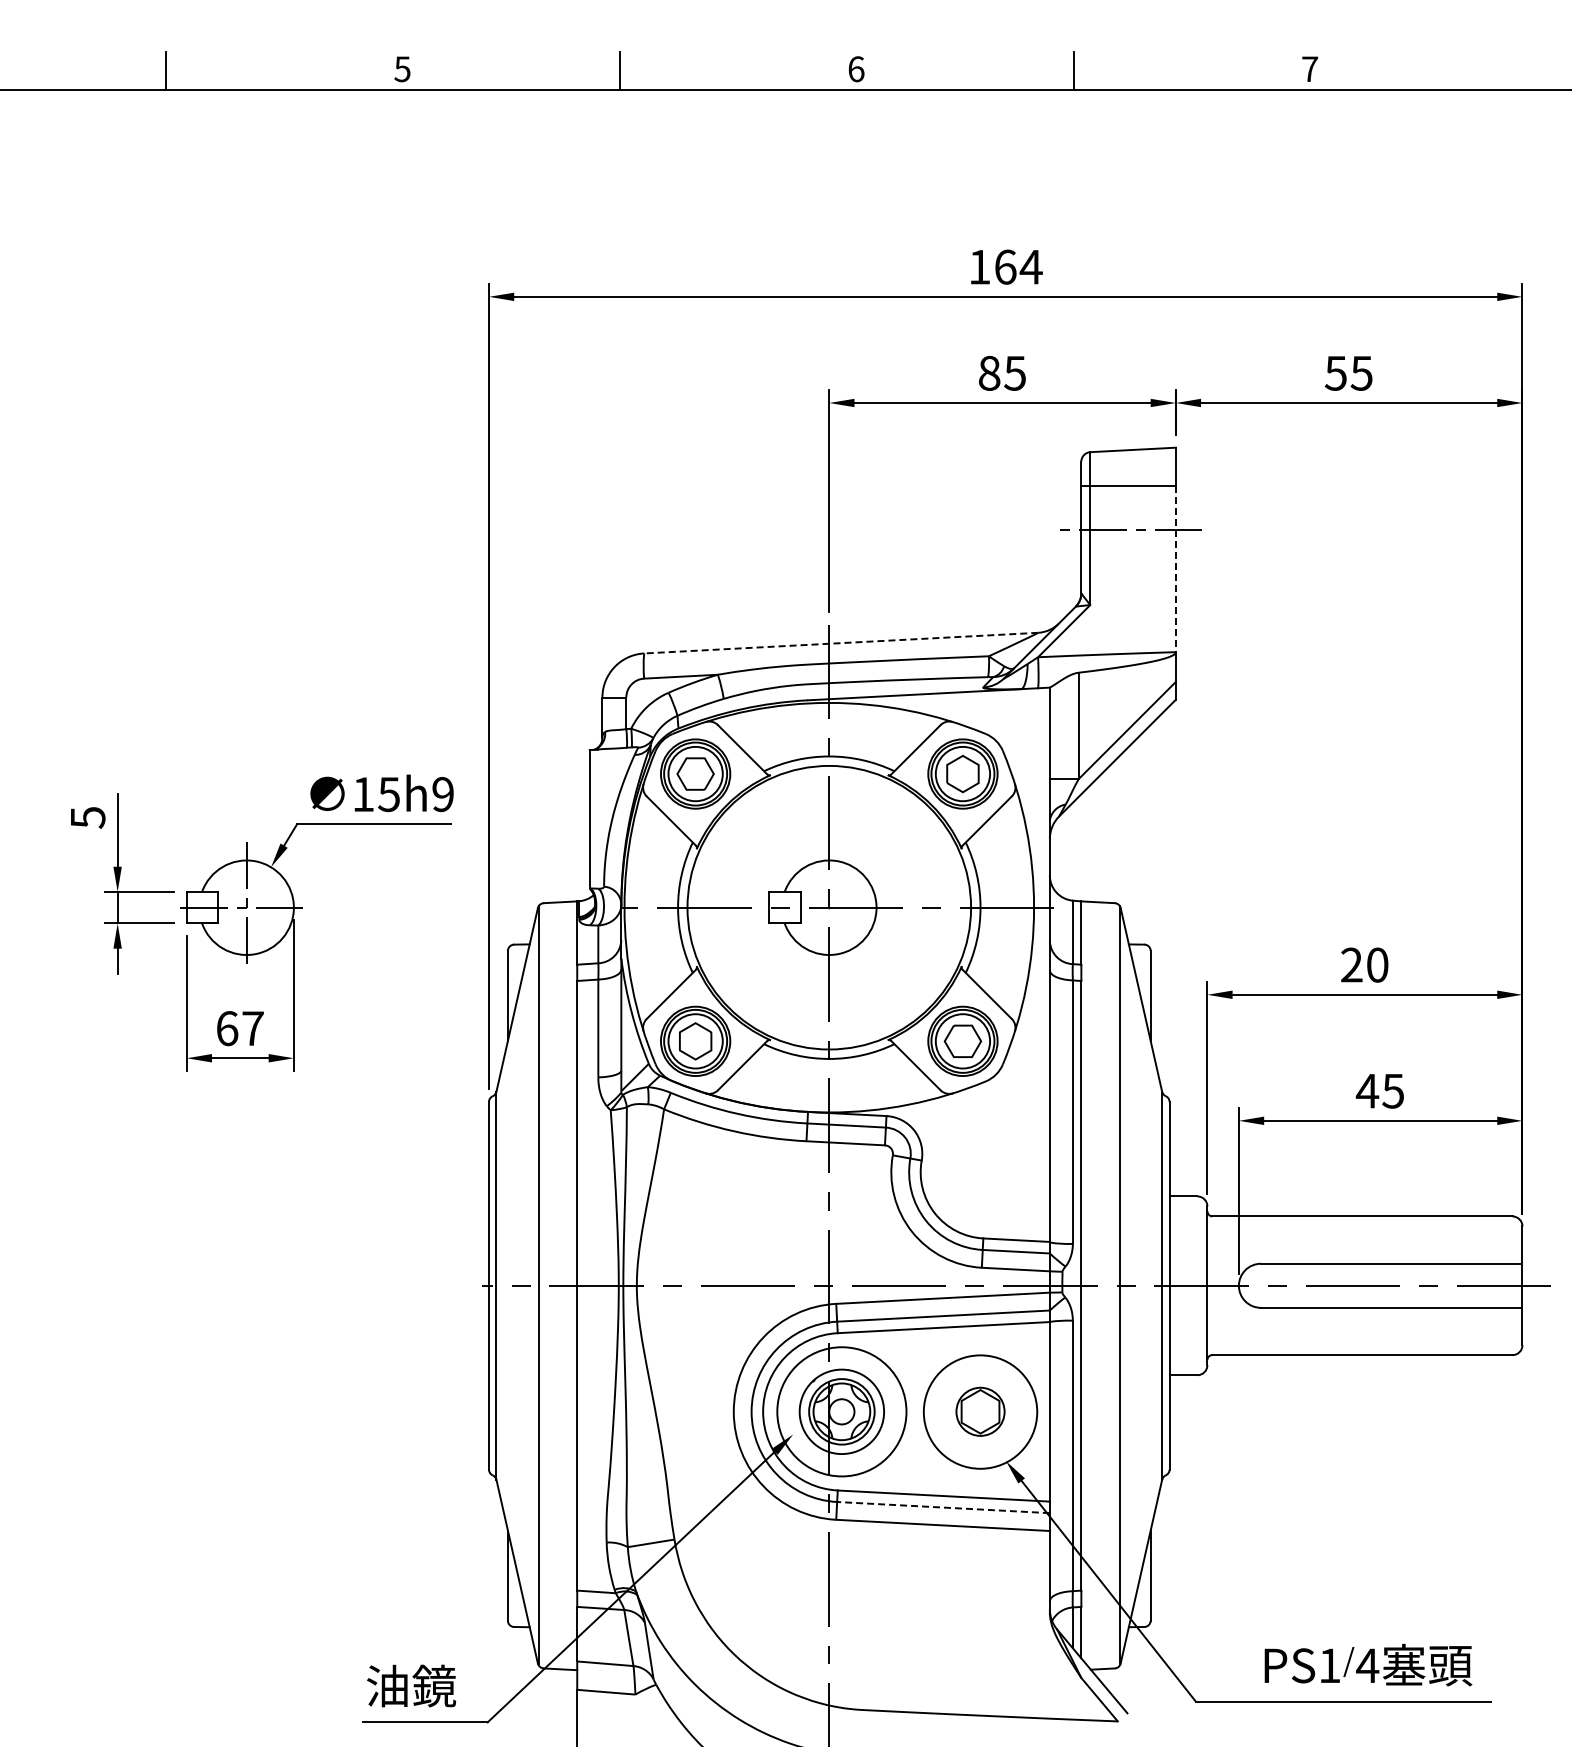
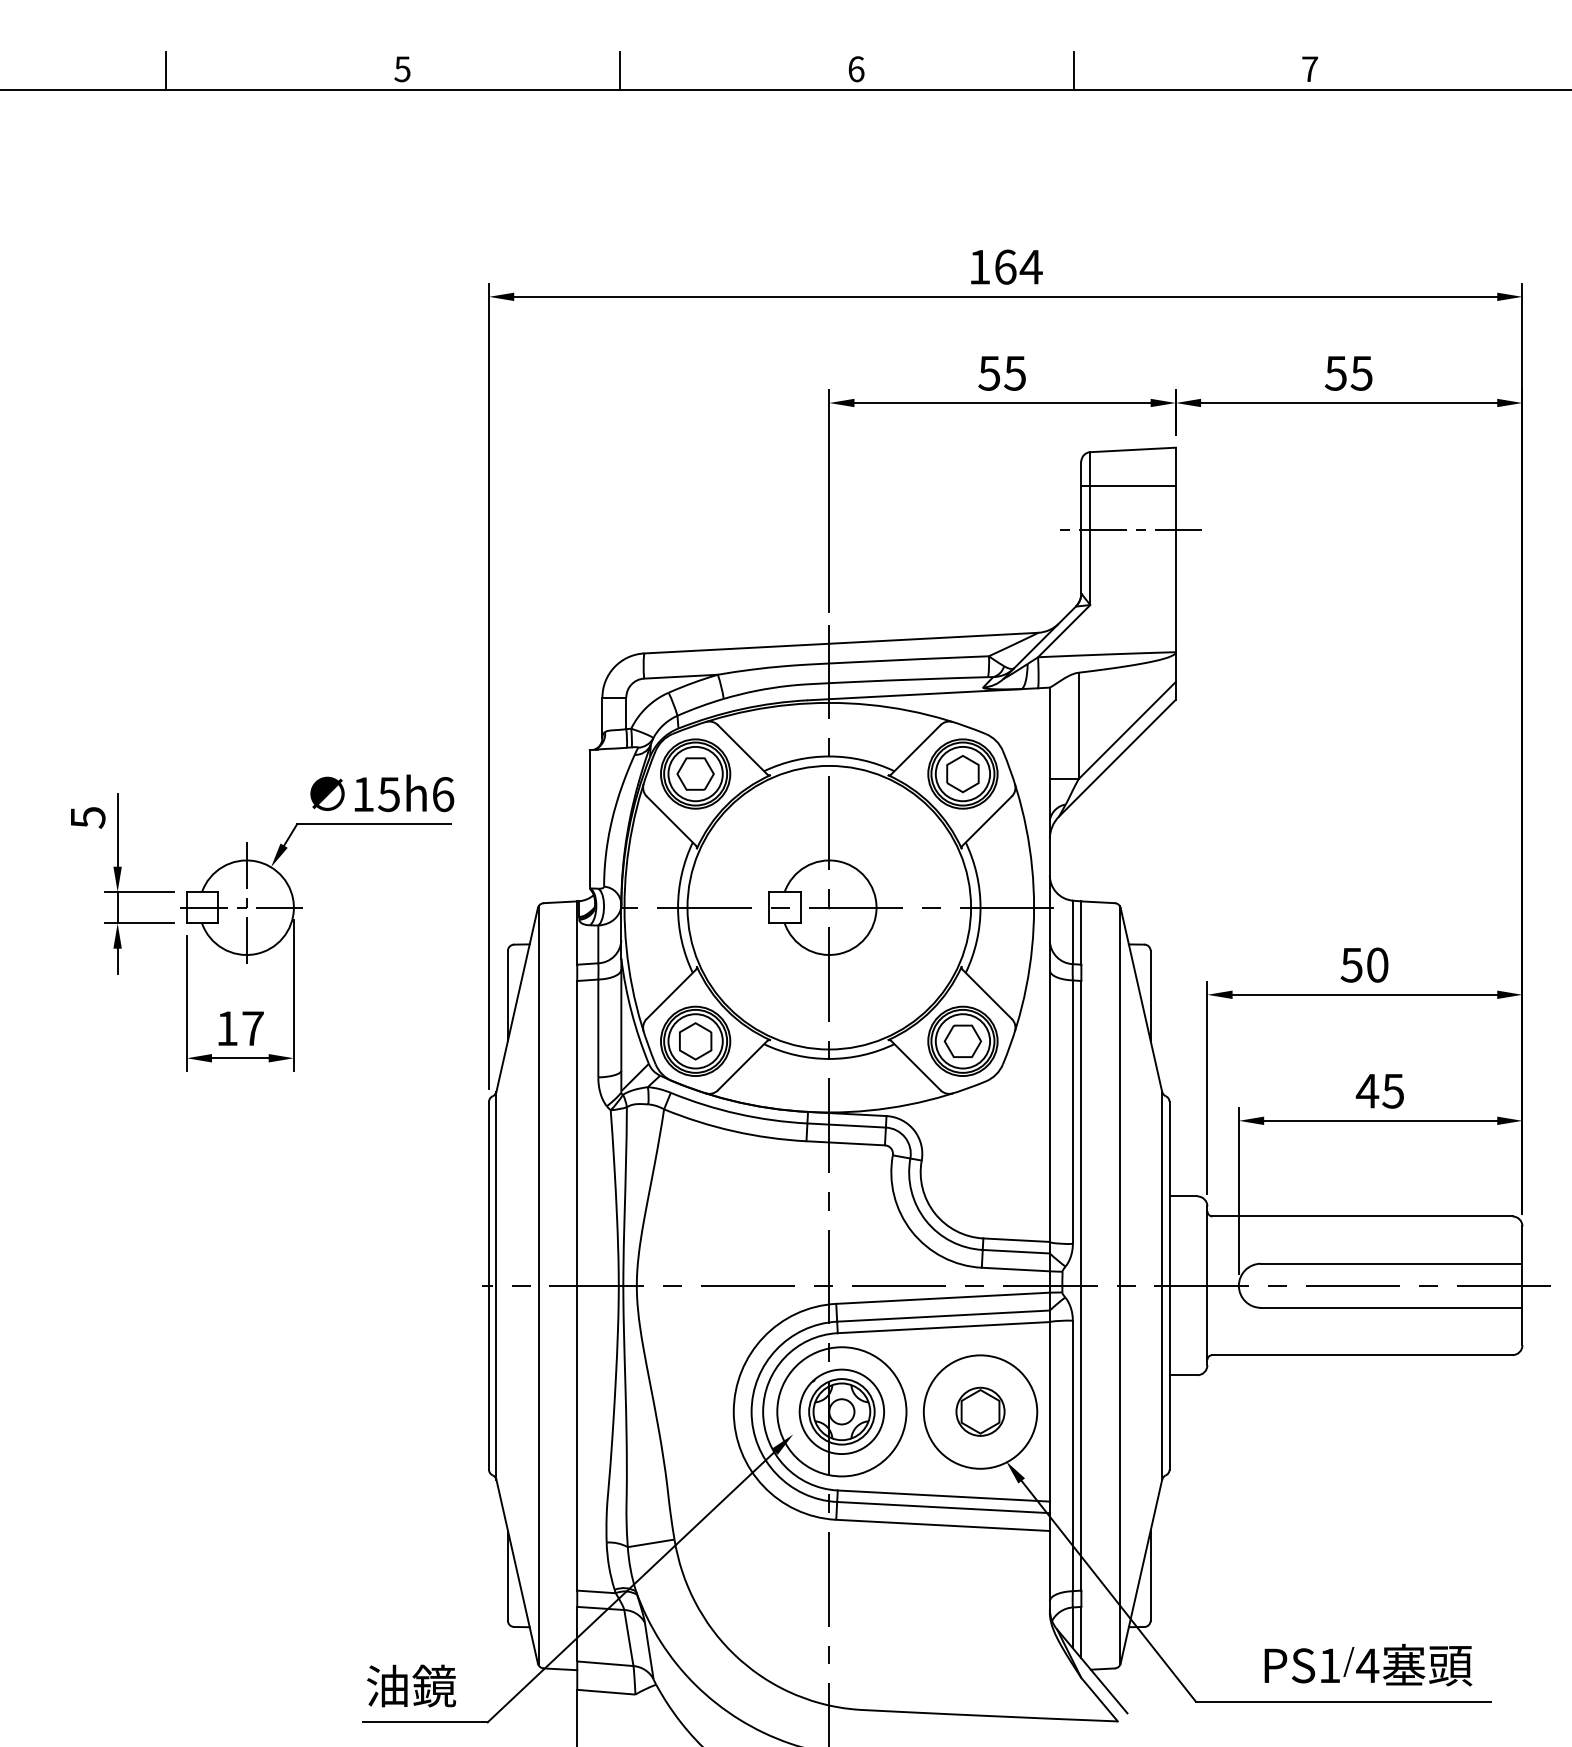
text: 85 -> 55 (989, 372)
line: dashed -> solid (1175, 569)
line: dashed -> solid (840, 643)
text: 15h9 -> 15h6 (443, 794)
text: 20 -> 50 (1351, 964)
text: 67 -> 17 (227, 1028)
line: dashed -> solid (943, 1507)
